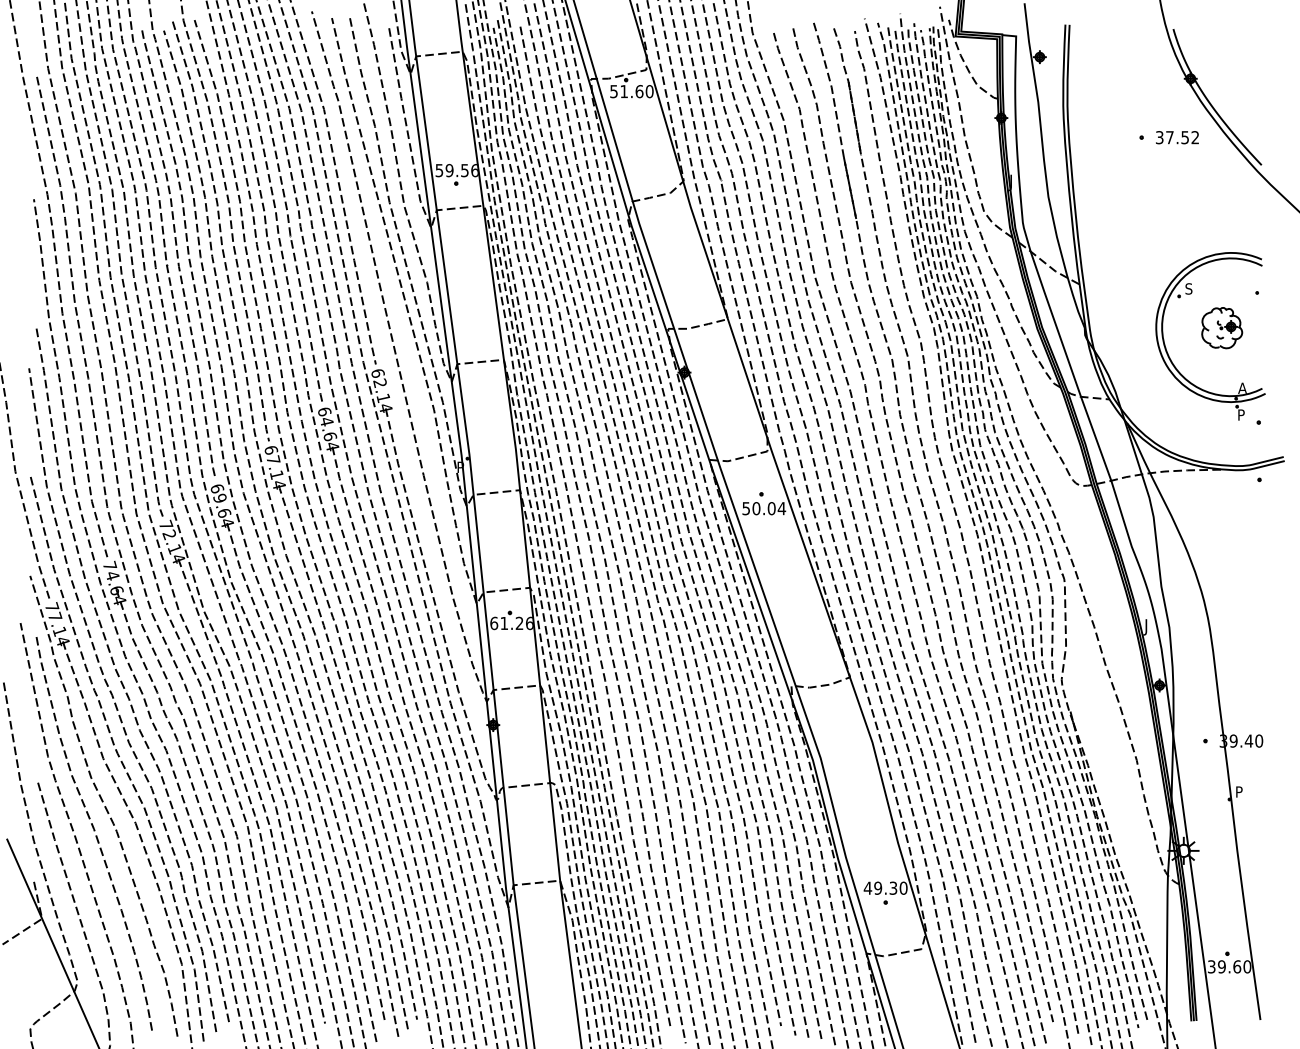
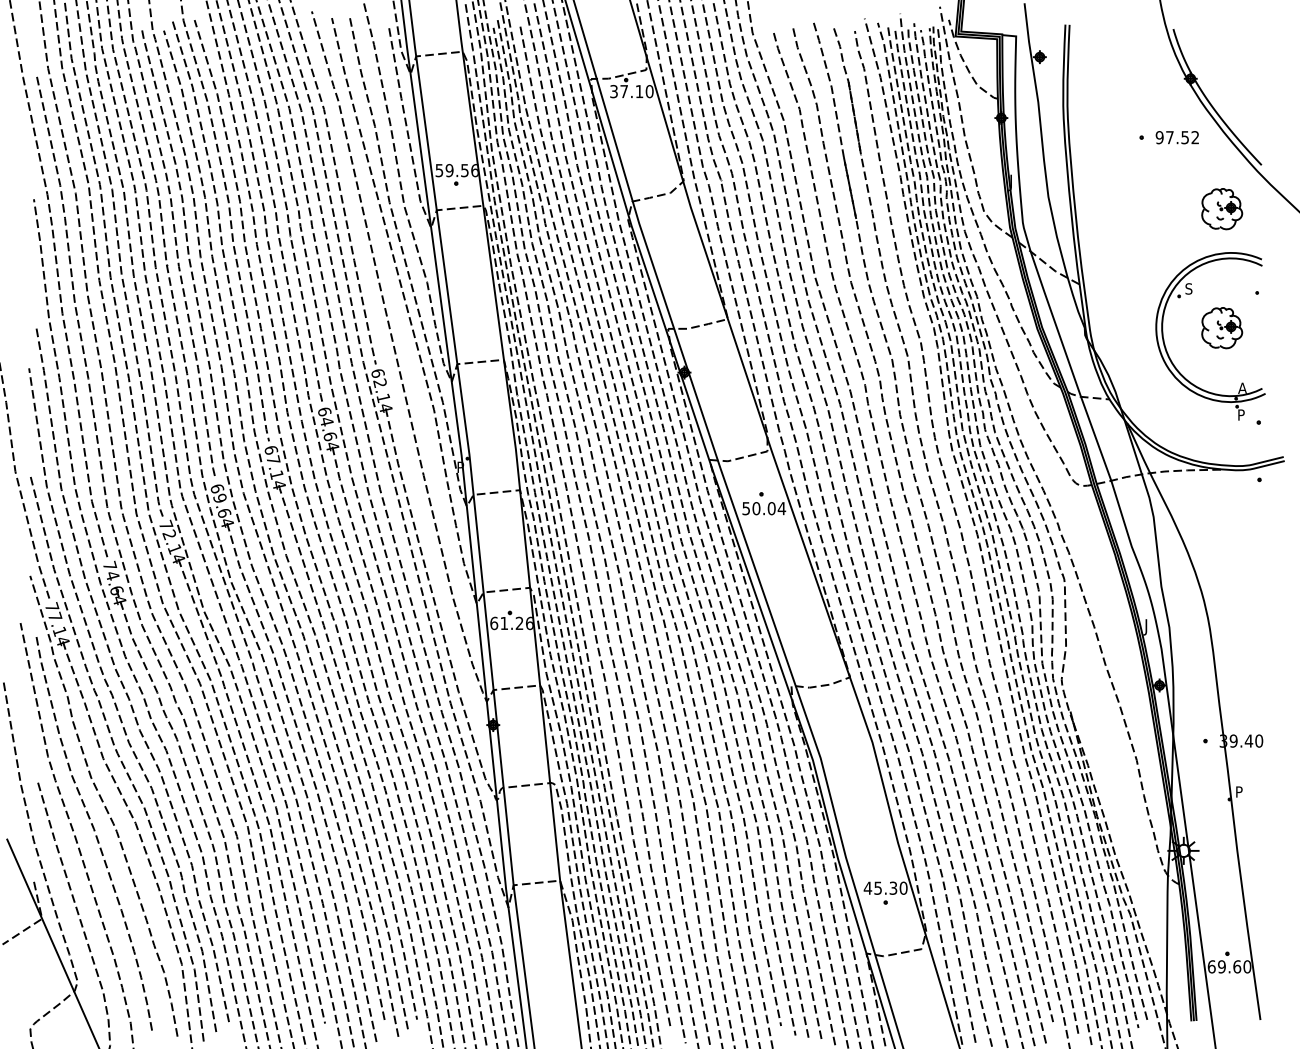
text: 51.60 -> 37.10 (626, 91)
text: 37.52 -> 97.52 (1159, 137)
part: none -> present (1222, 209)
text: 49.30 -> 45.30 (878, 887)
text: 39.60 -> 69.60 (1211, 966)
